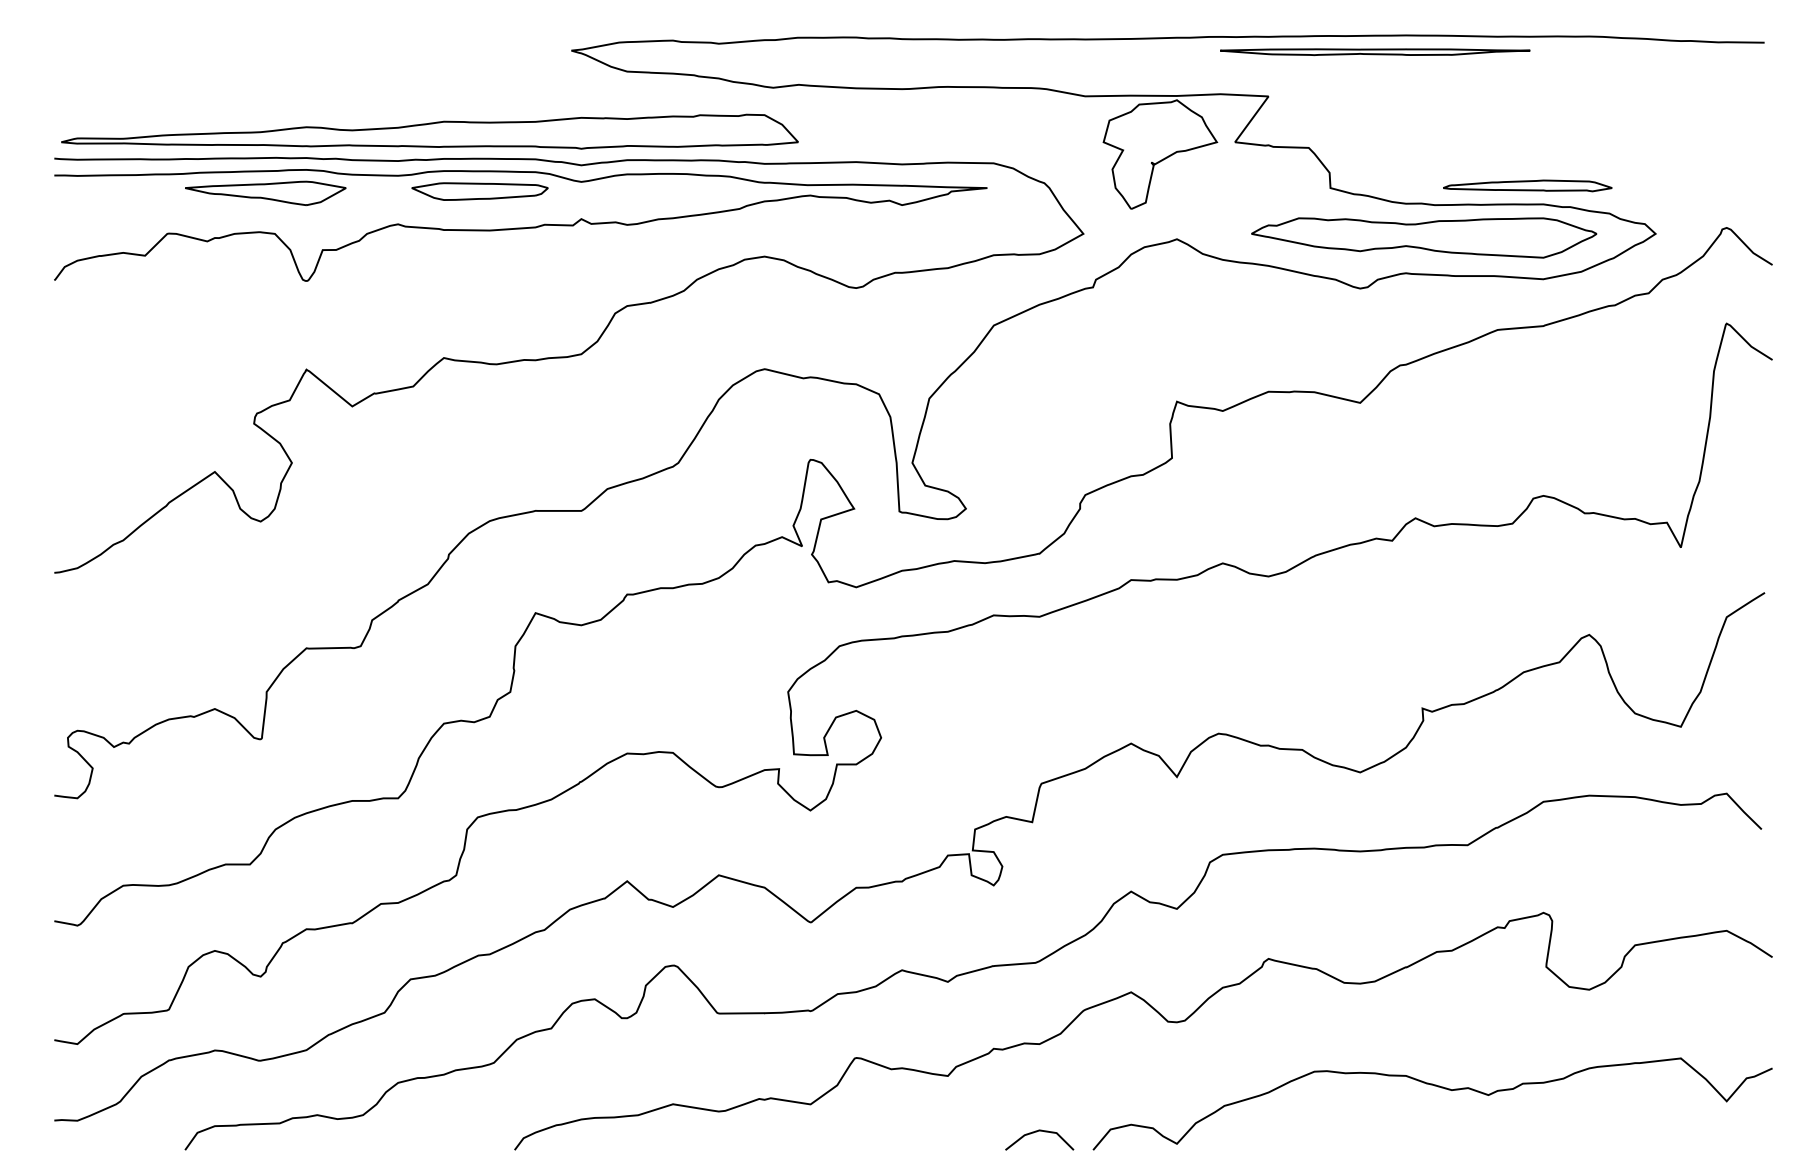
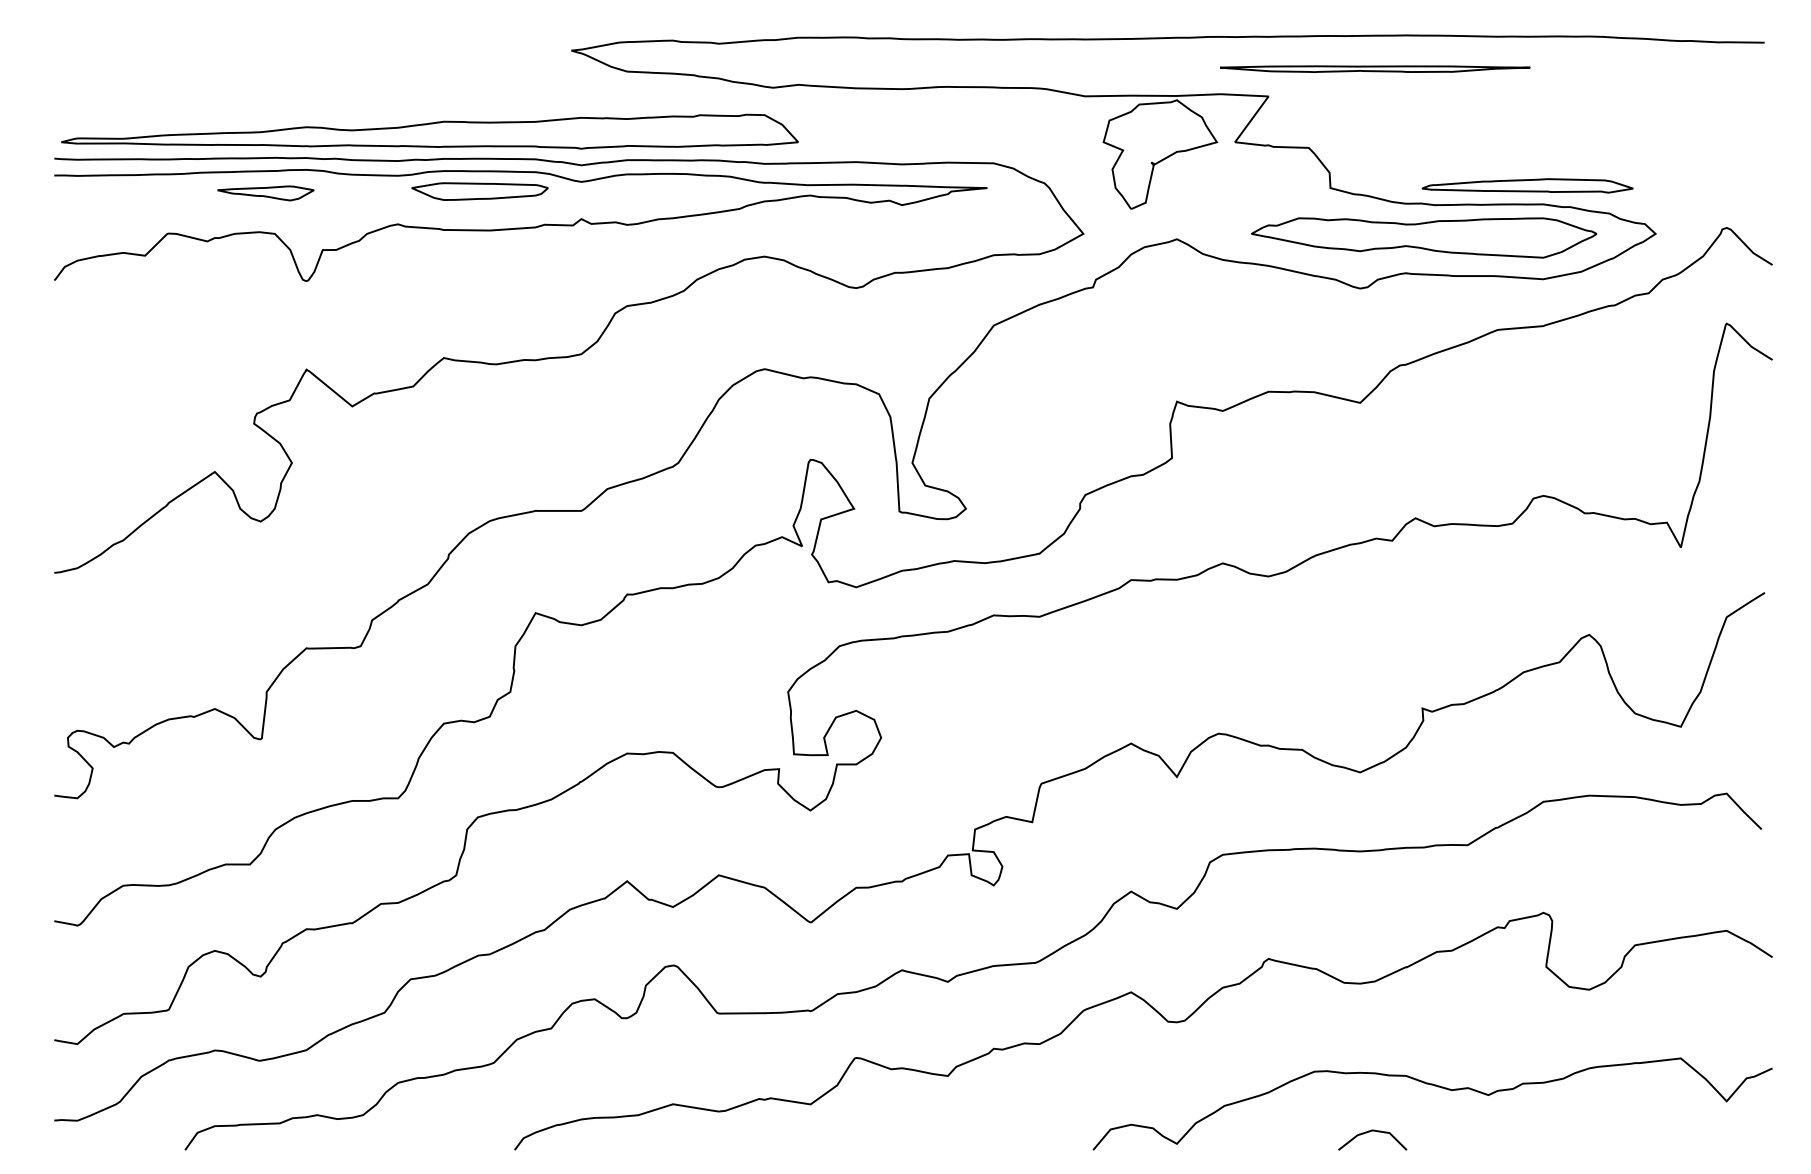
part position: (1375, 51) -> (1375, 68) (1375, 68)
part size: 170x14 px -> 213x16 px (1527, 185)
part size: 162x27 px -> 98x17 px (265, 193)
line position: (1036, 1132) -> (1369, 1132) (1369, 1132)
